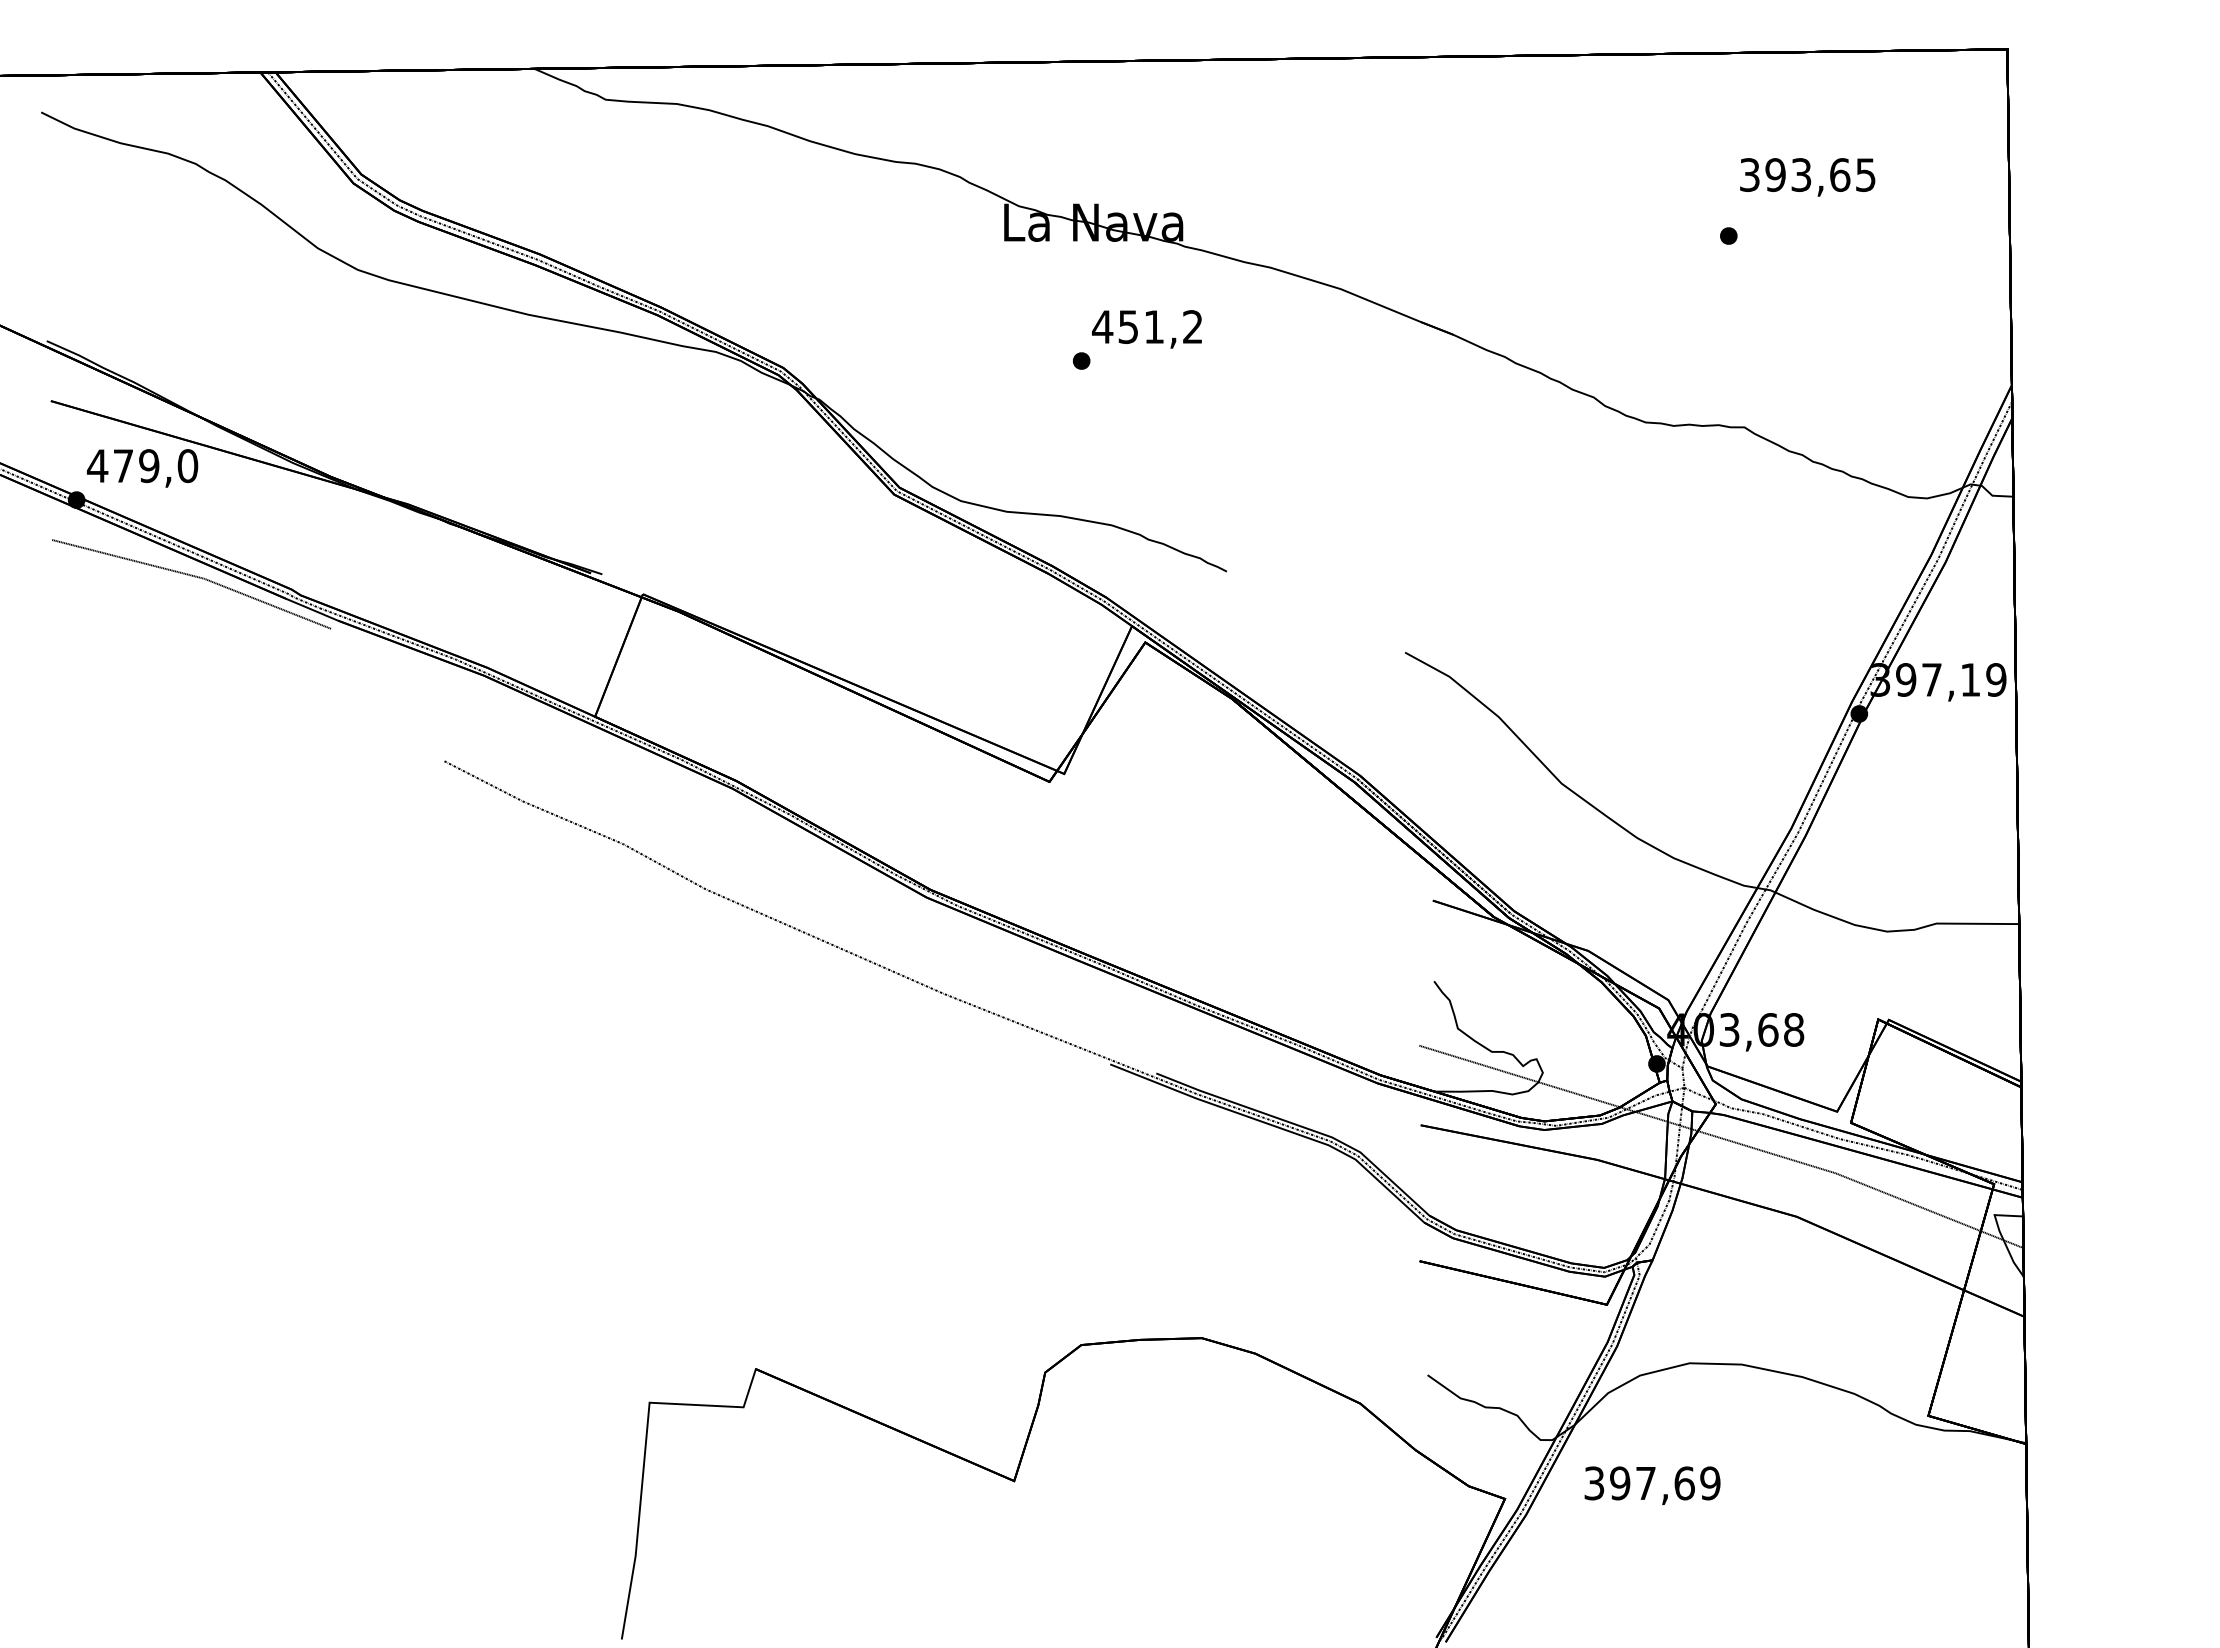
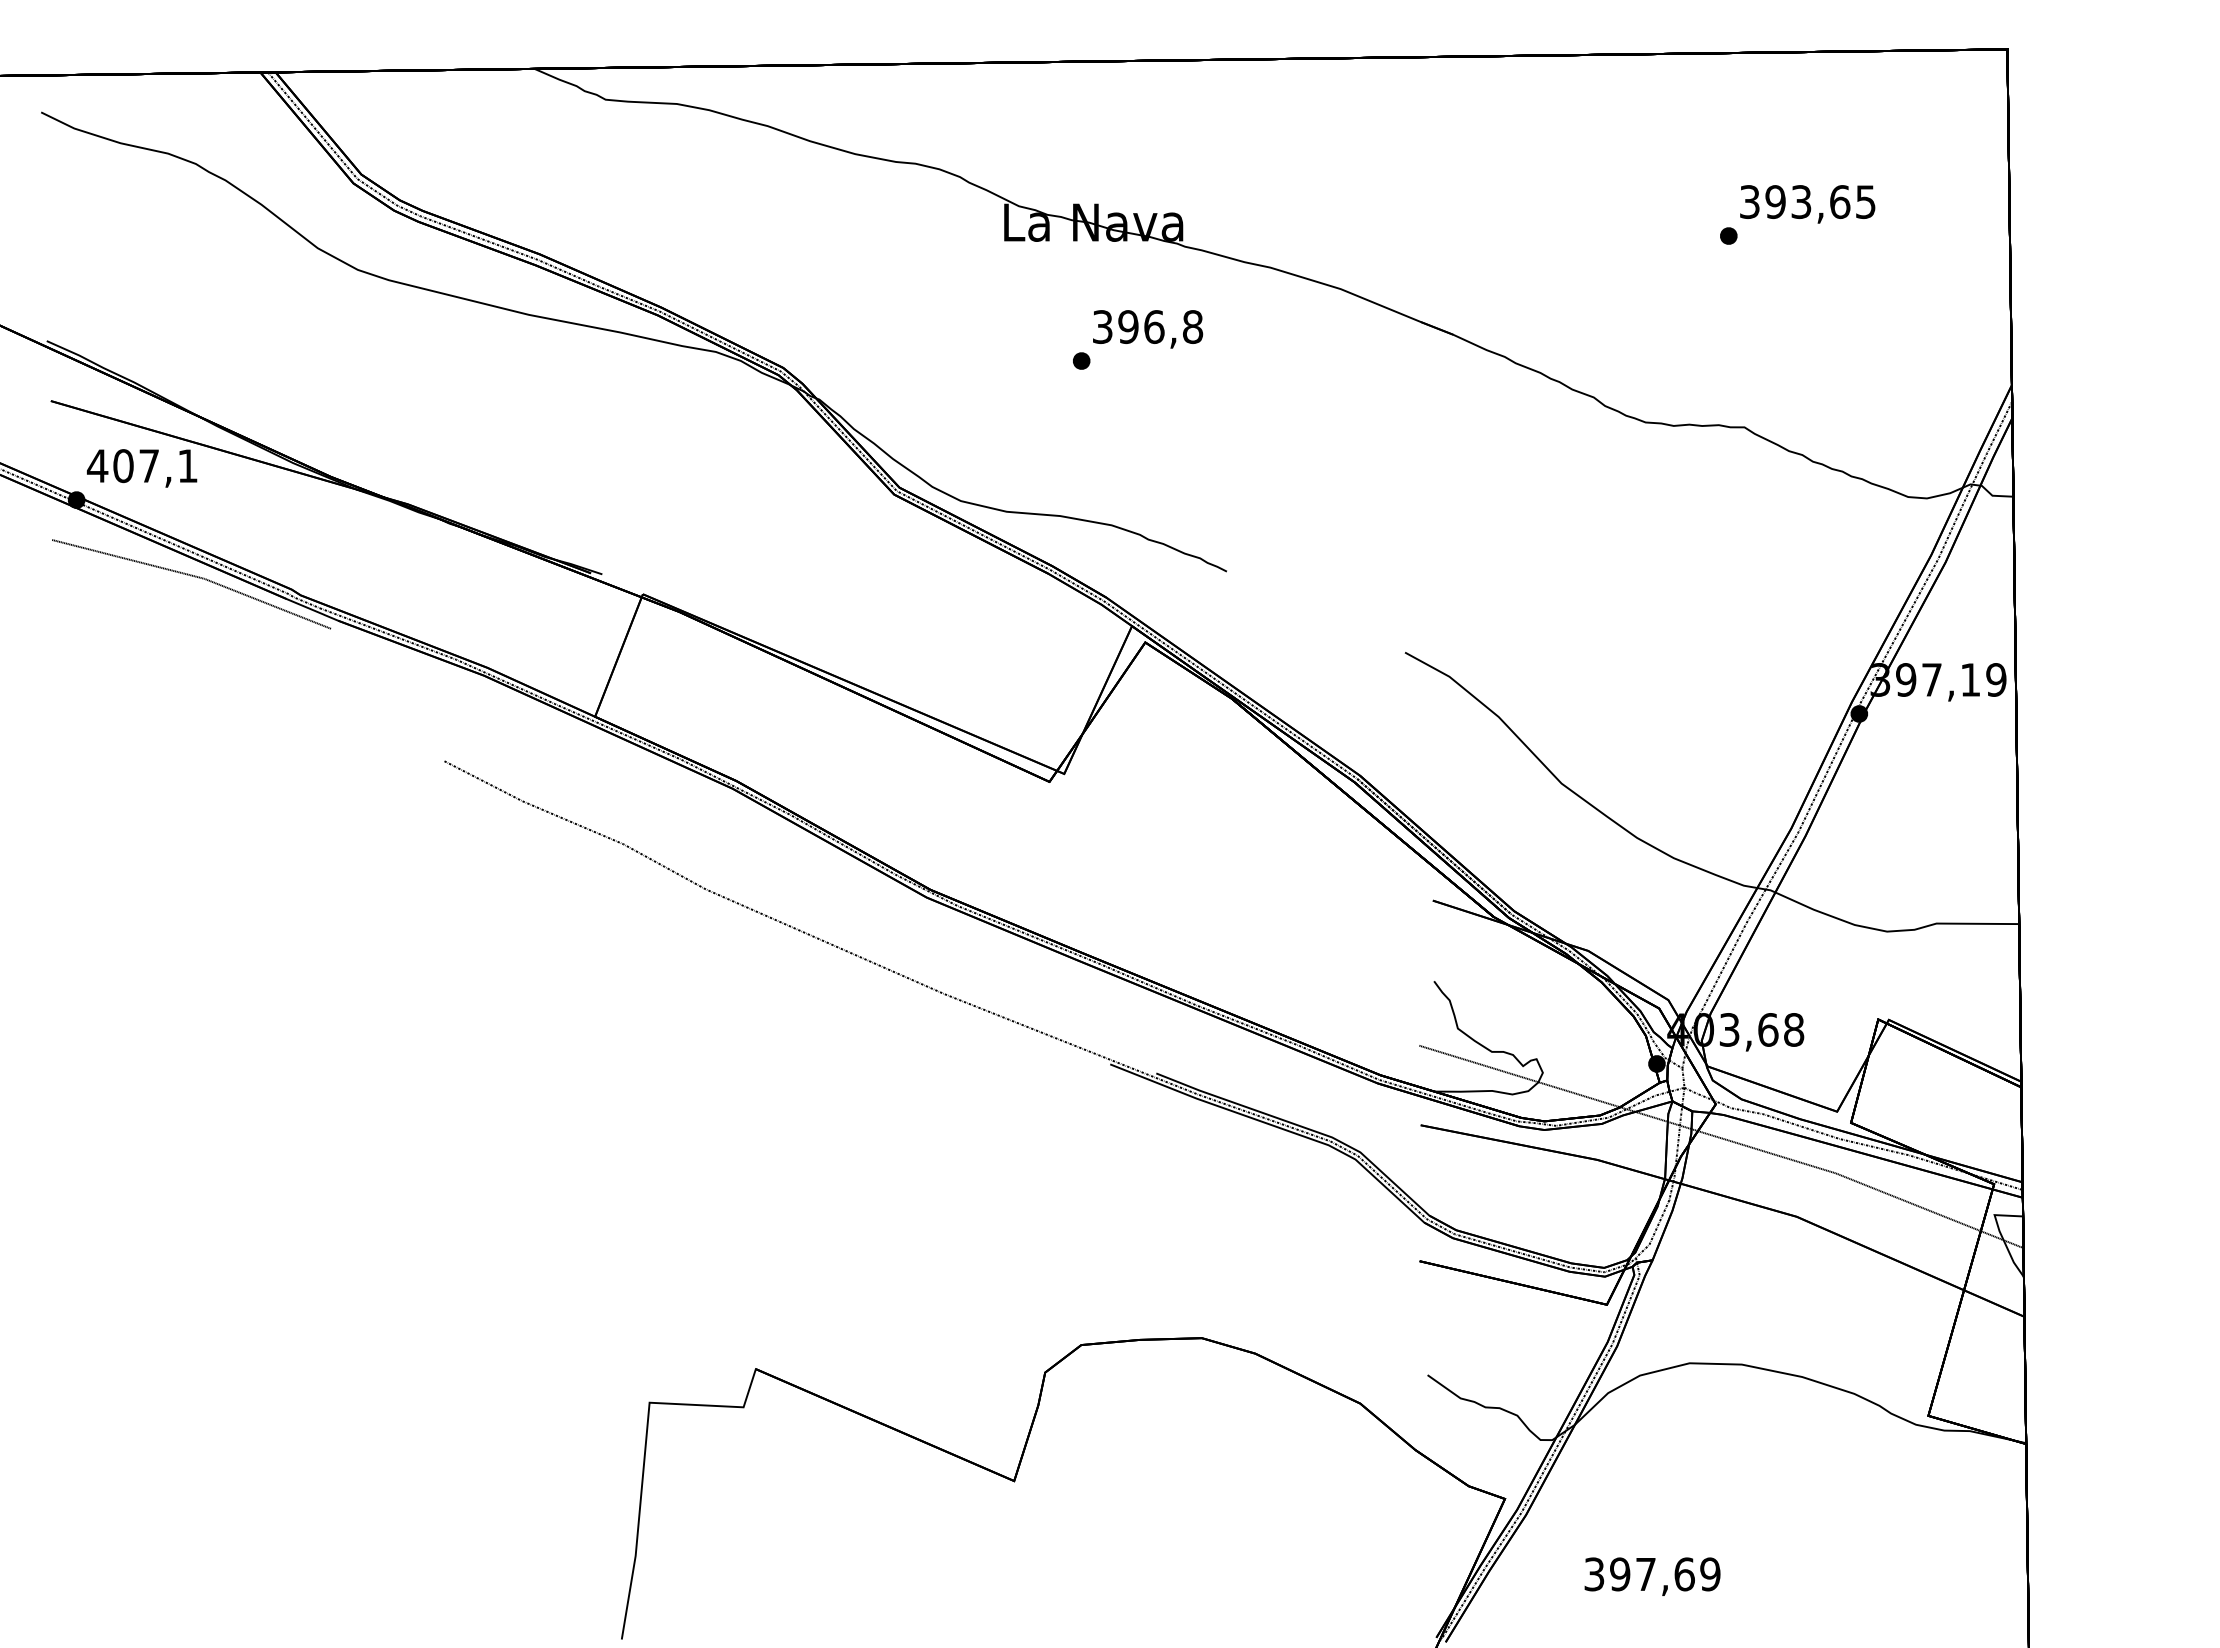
text position: (1807, 177) -> (1807, 204) (1807, 204)
text: 451,2 -> 396,8 (1147, 326)
text: 479,0 -> 407,1 (155, 466)
text position: (1652, 1485) -> (1652, 1576) (1652, 1576)
